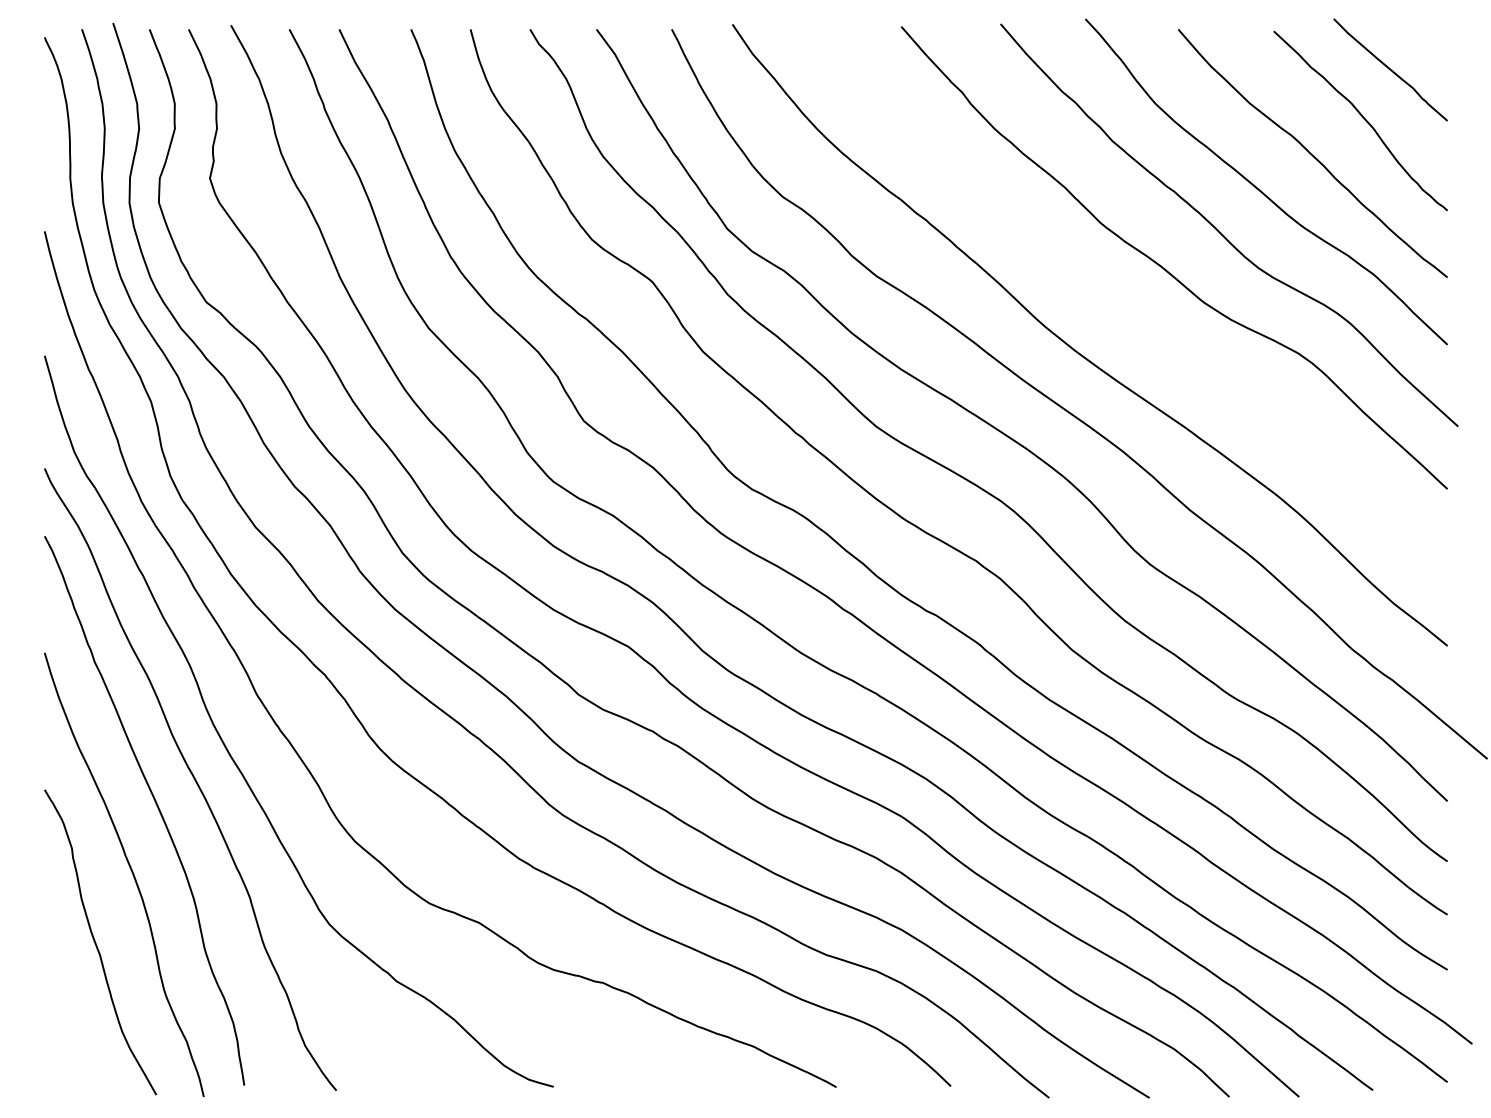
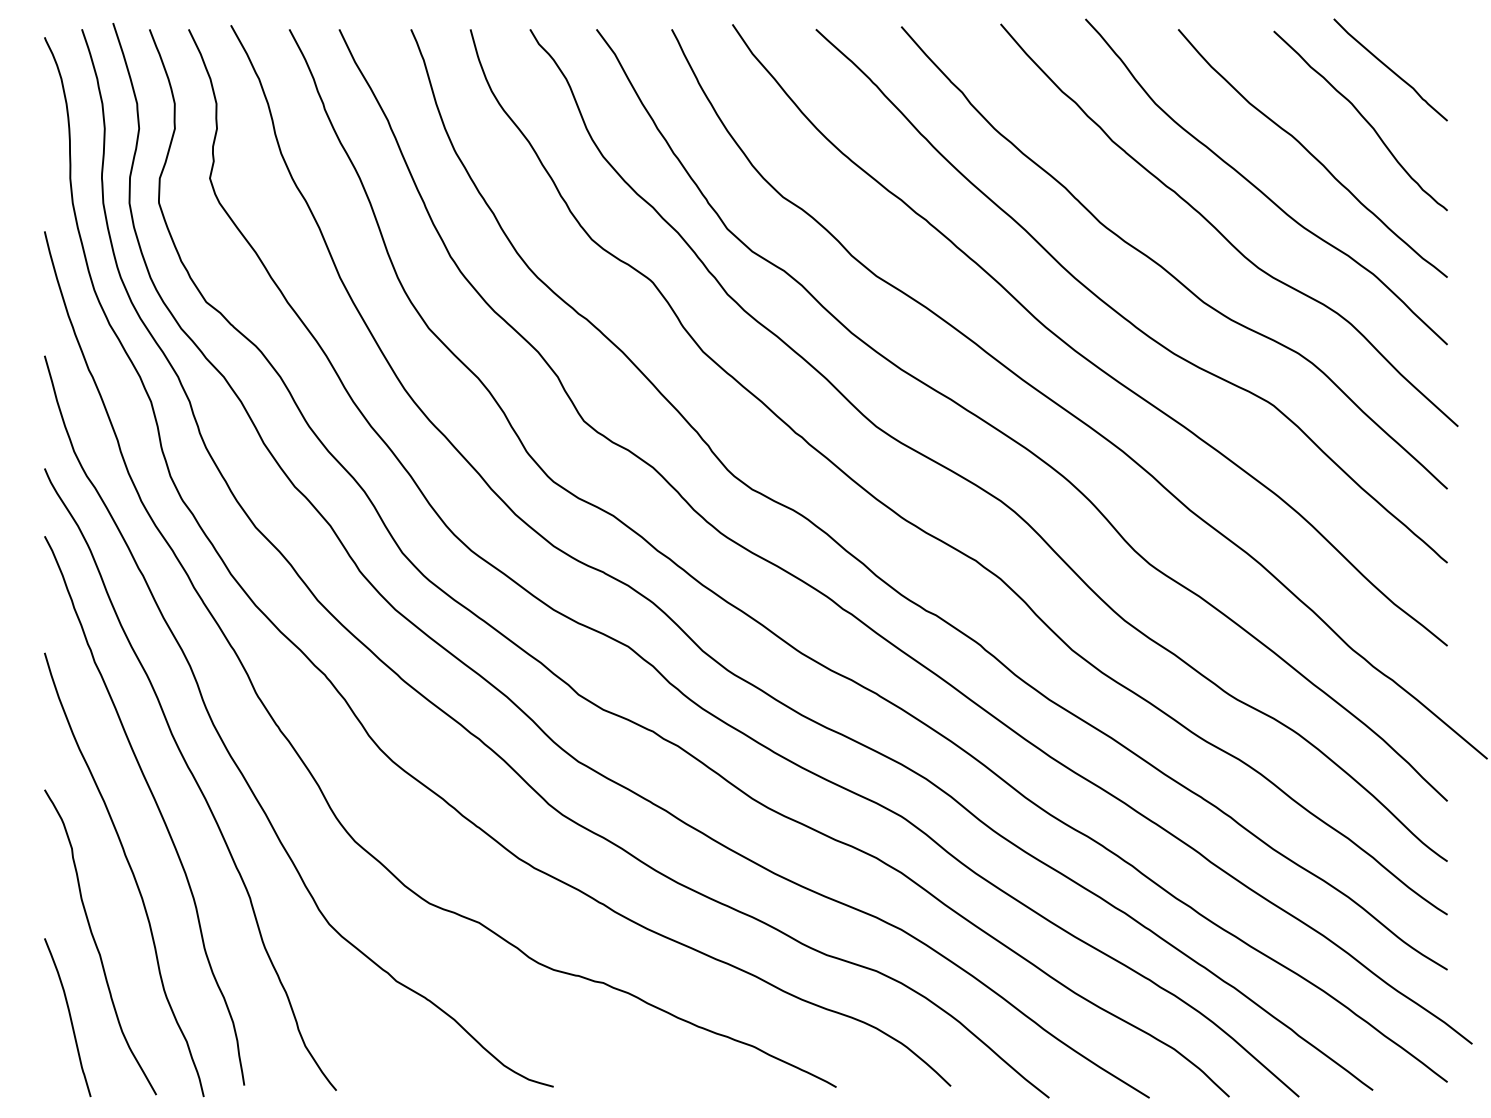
curve: none -> present (1120, 313)
curve: none -> present (69, 1017)
